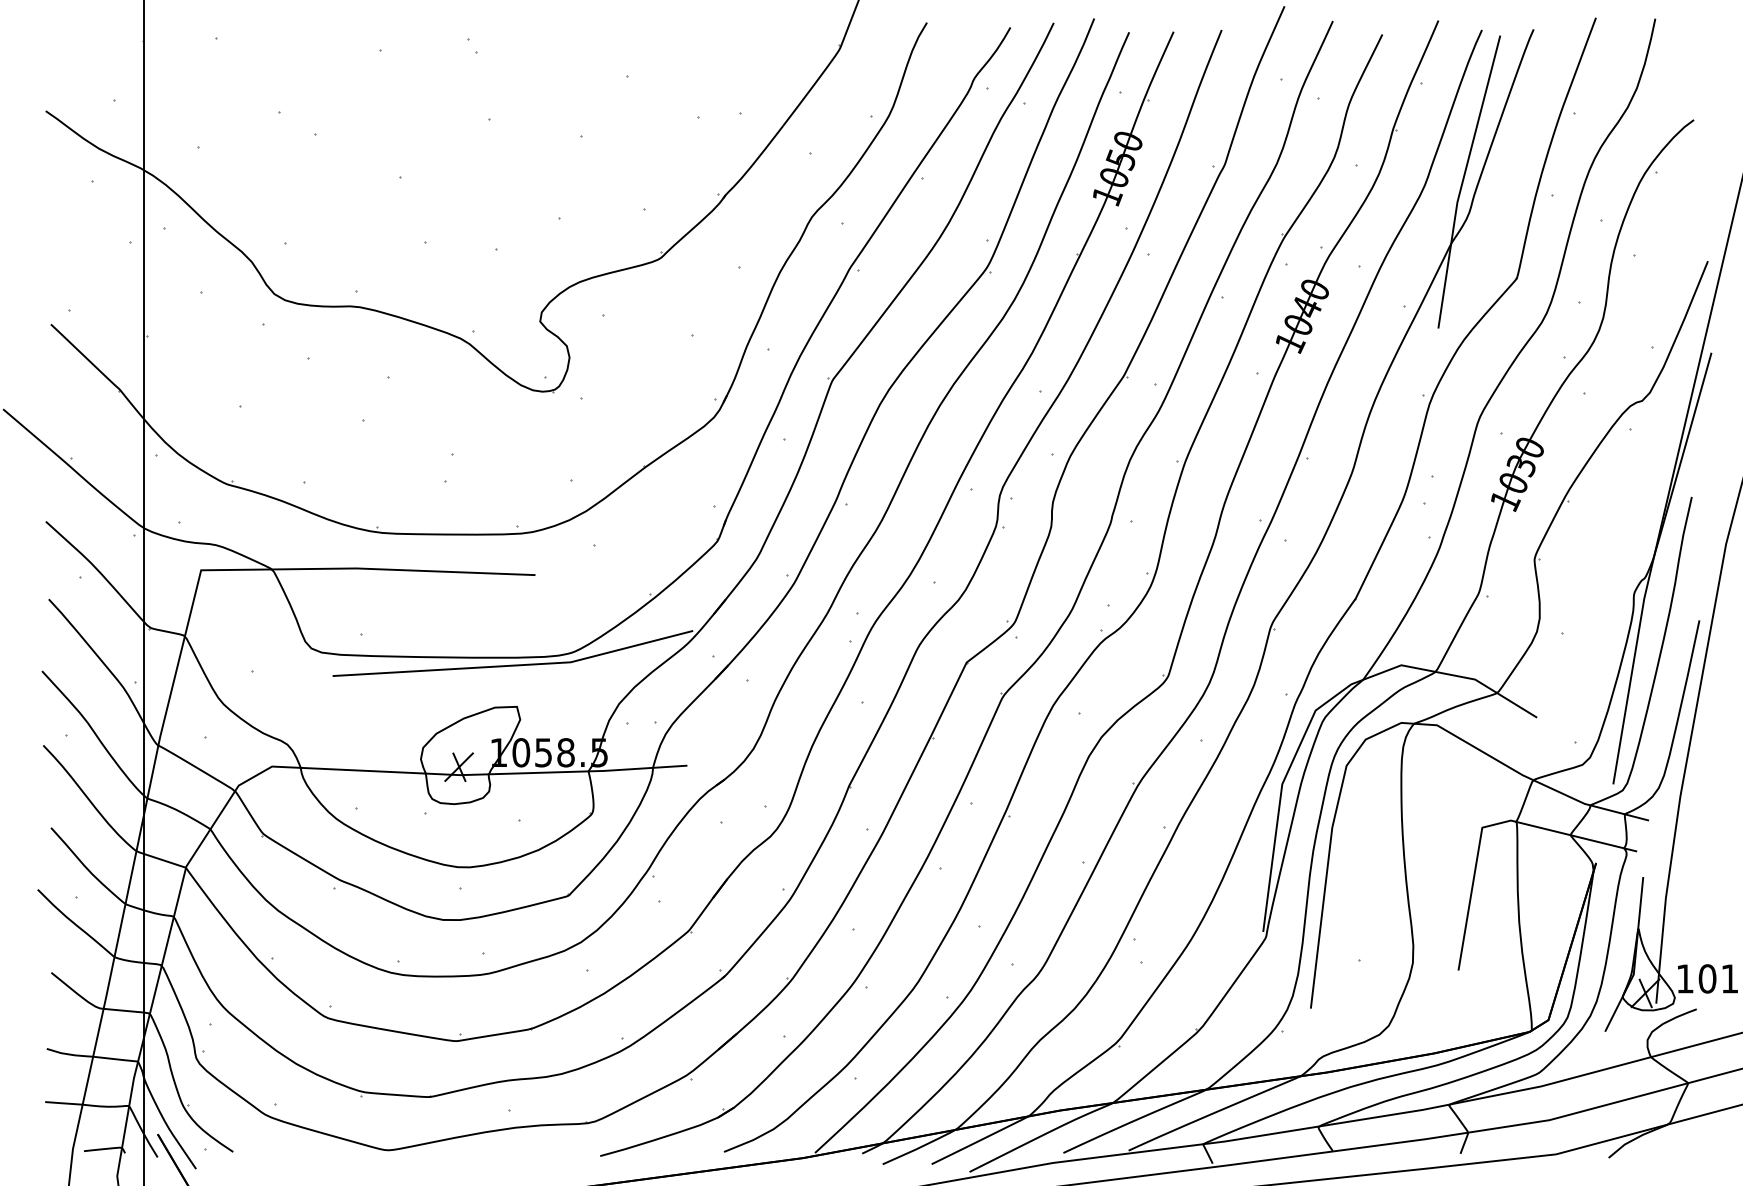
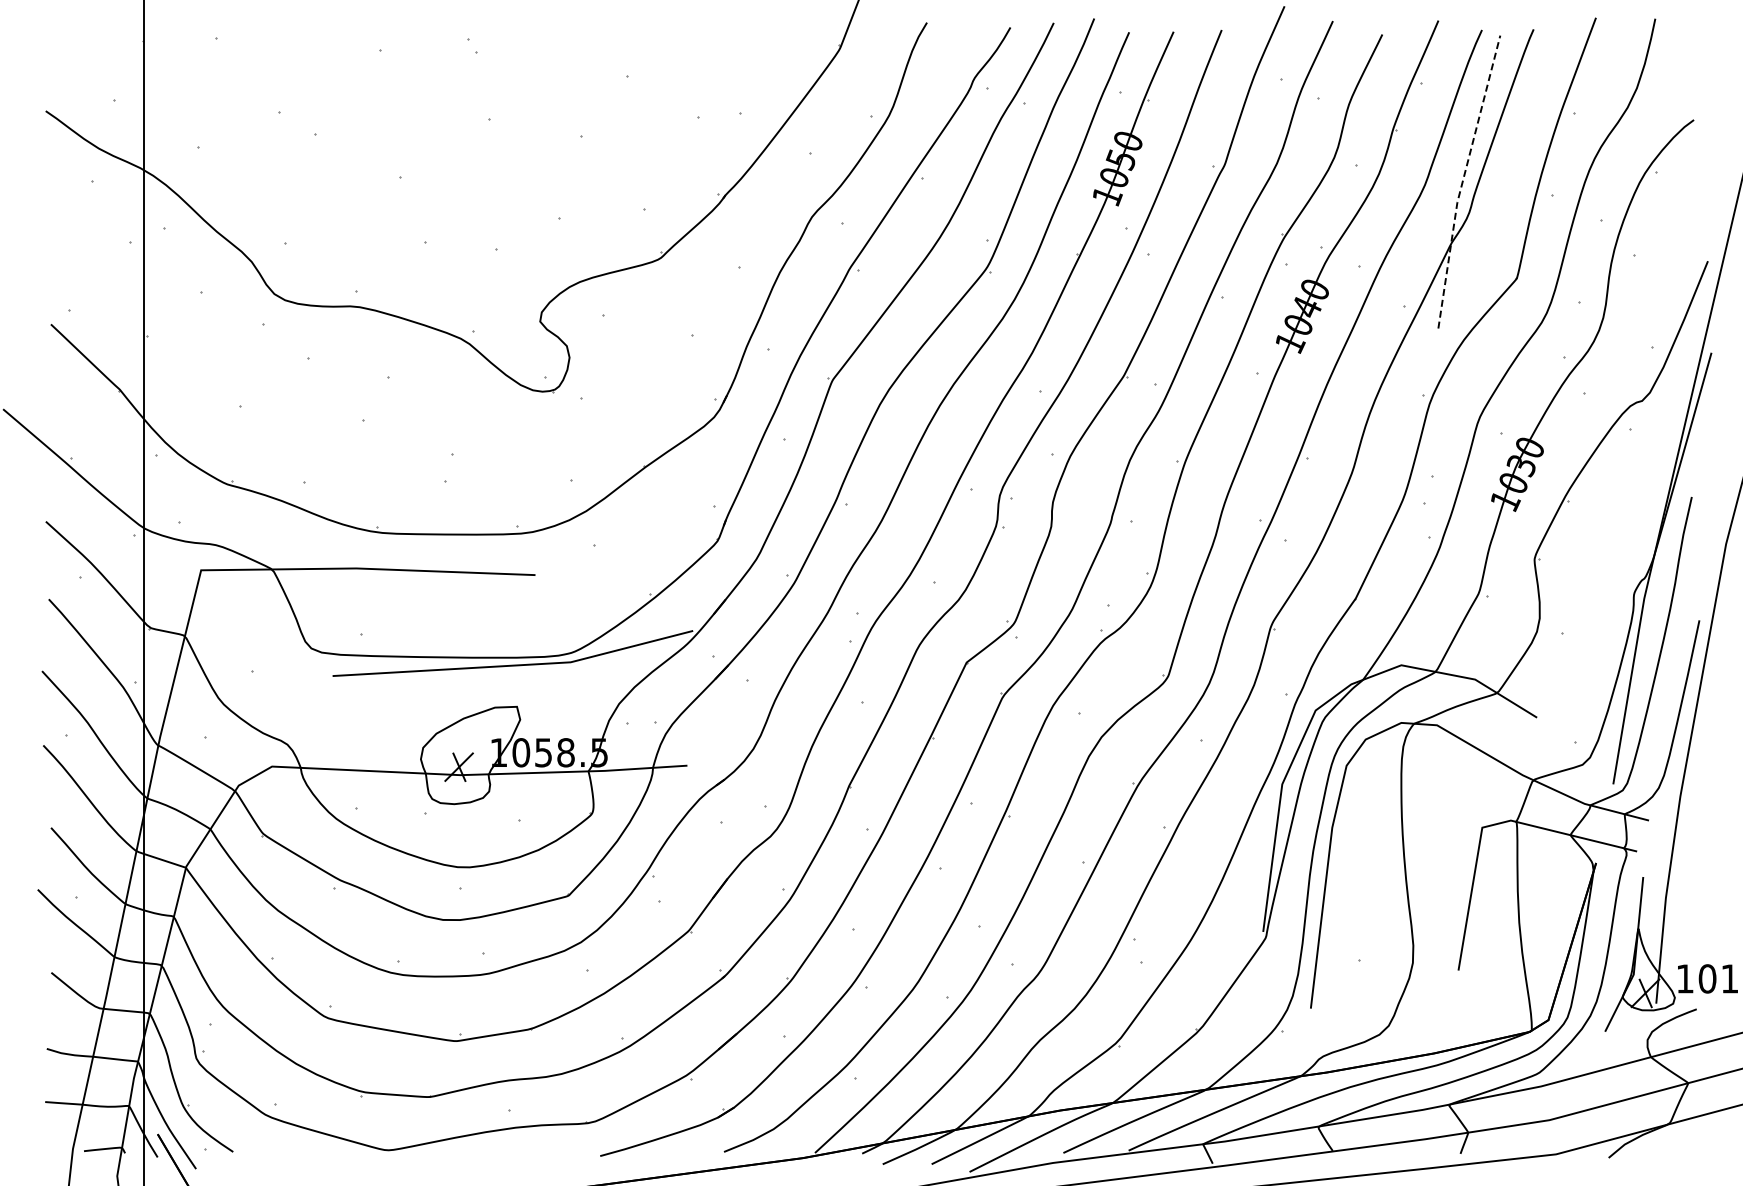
line: solid -> dashed (1462, 181)
